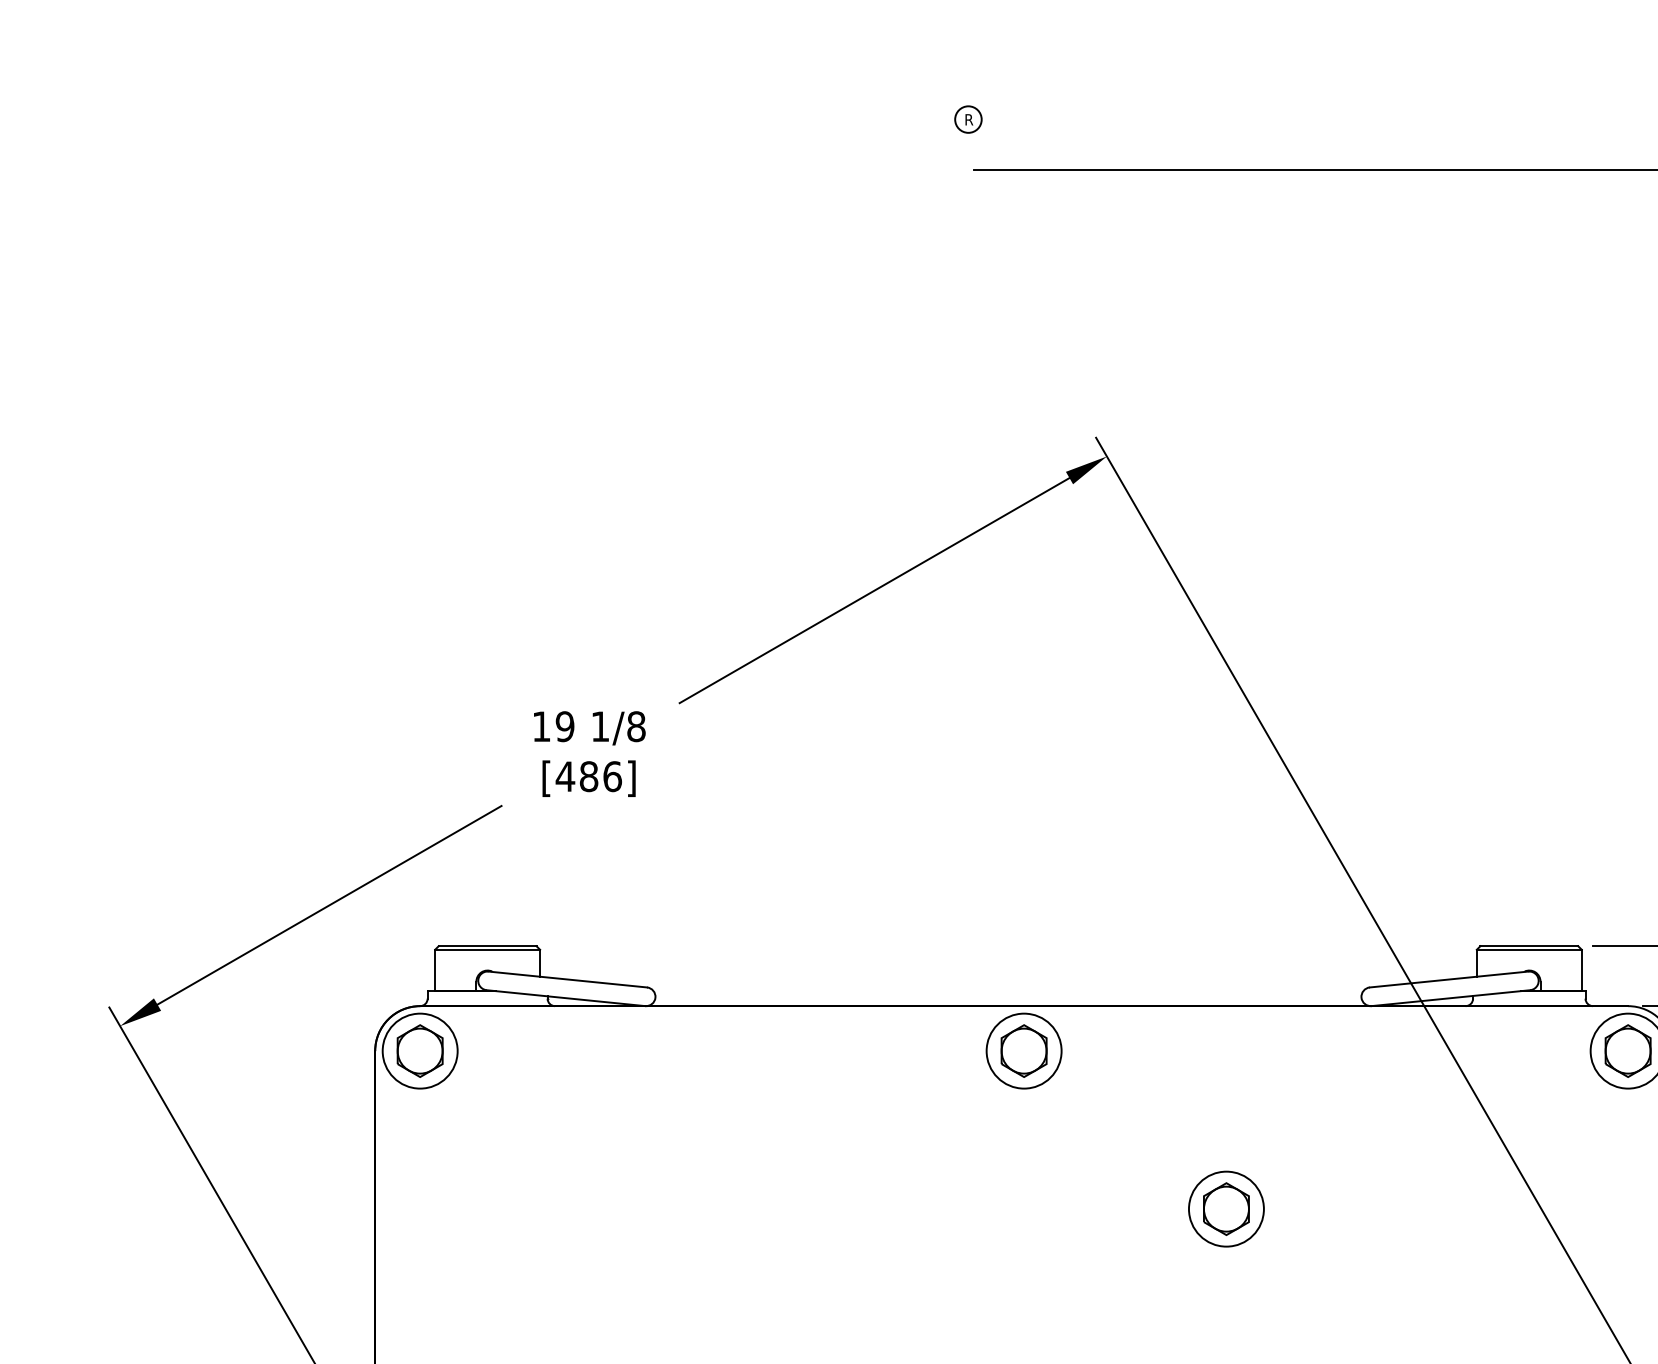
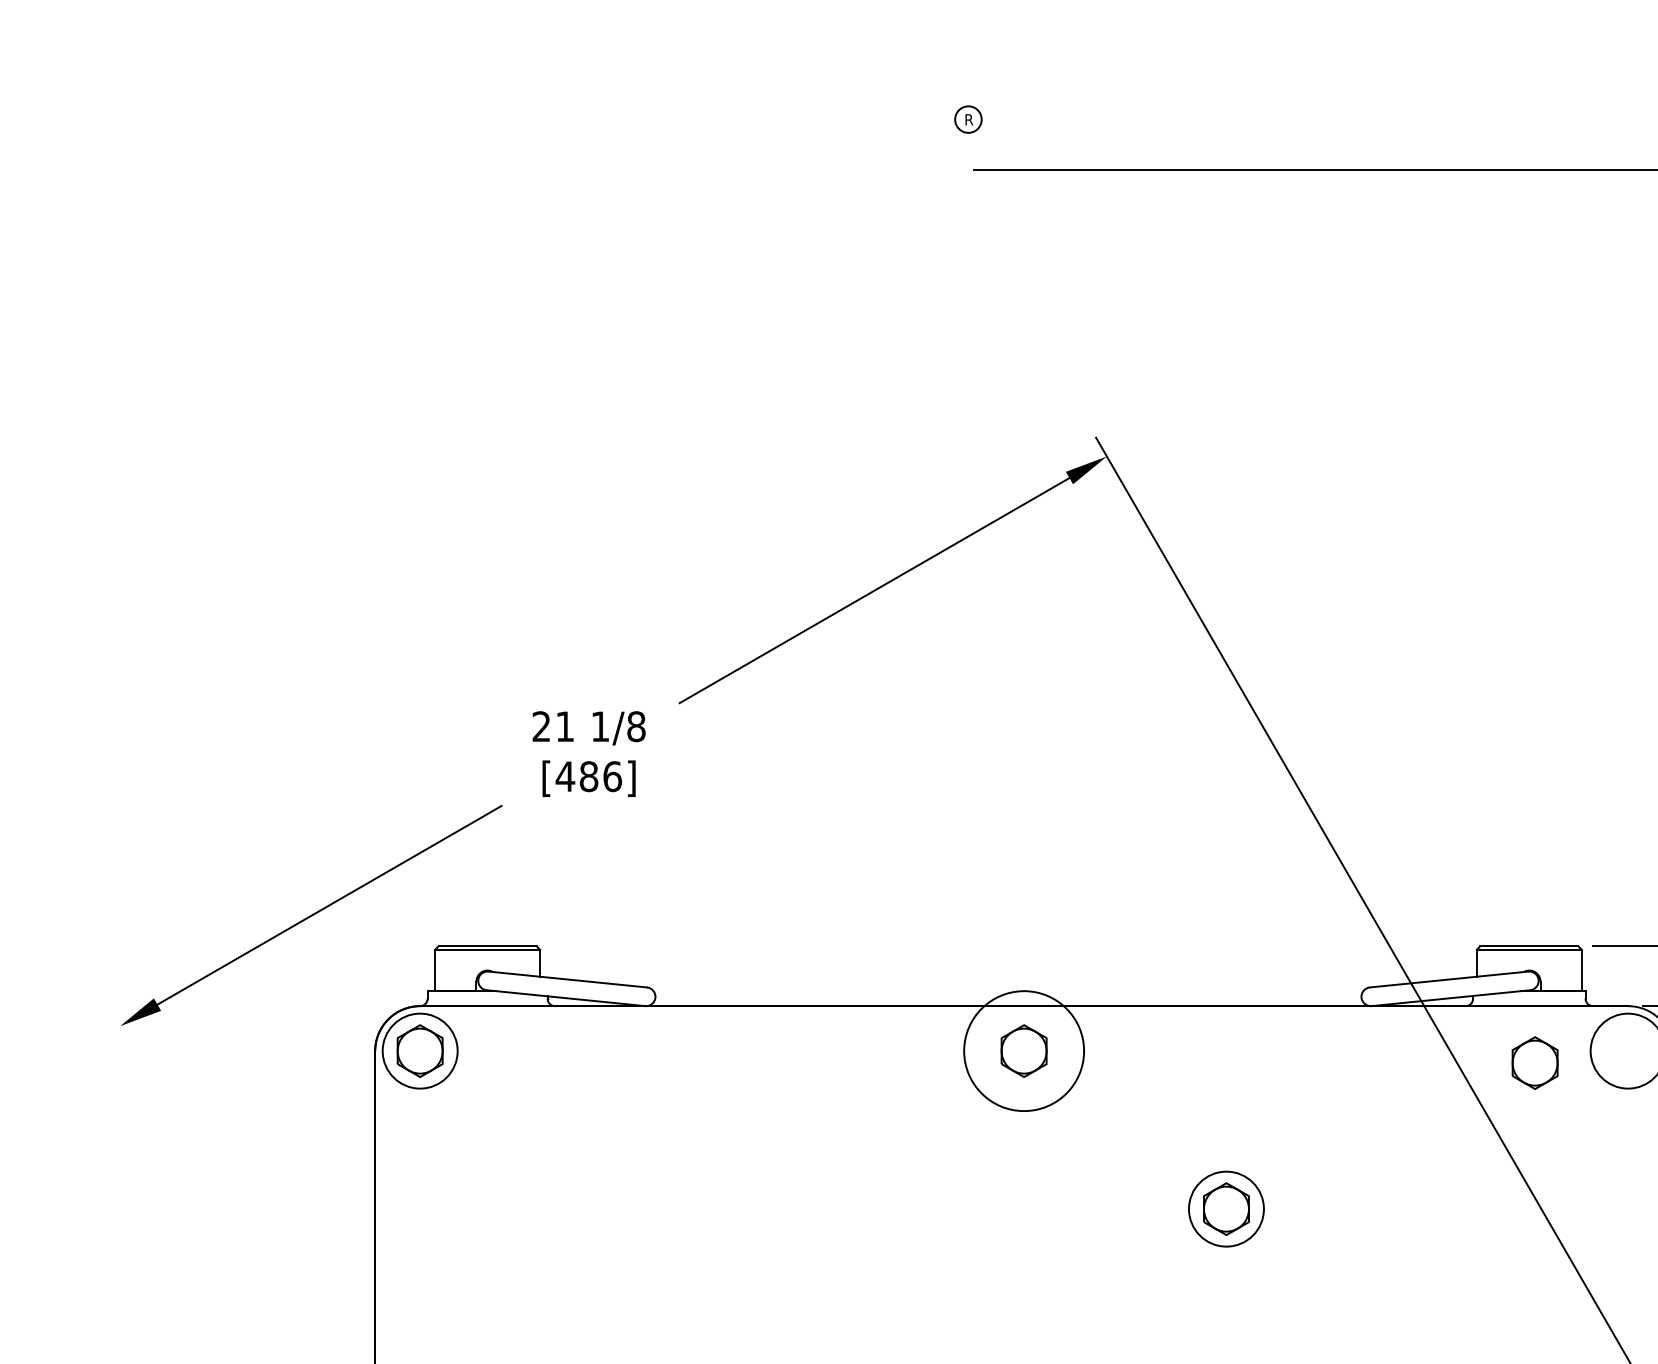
text: 19 -> 21 (553, 726)
circle diameter: 75 px -> 120 px (1024, 1051)
part position: (1627, 1050) -> (1534, 1062) (1534, 1062)
line: present -> none (211, 1183)
